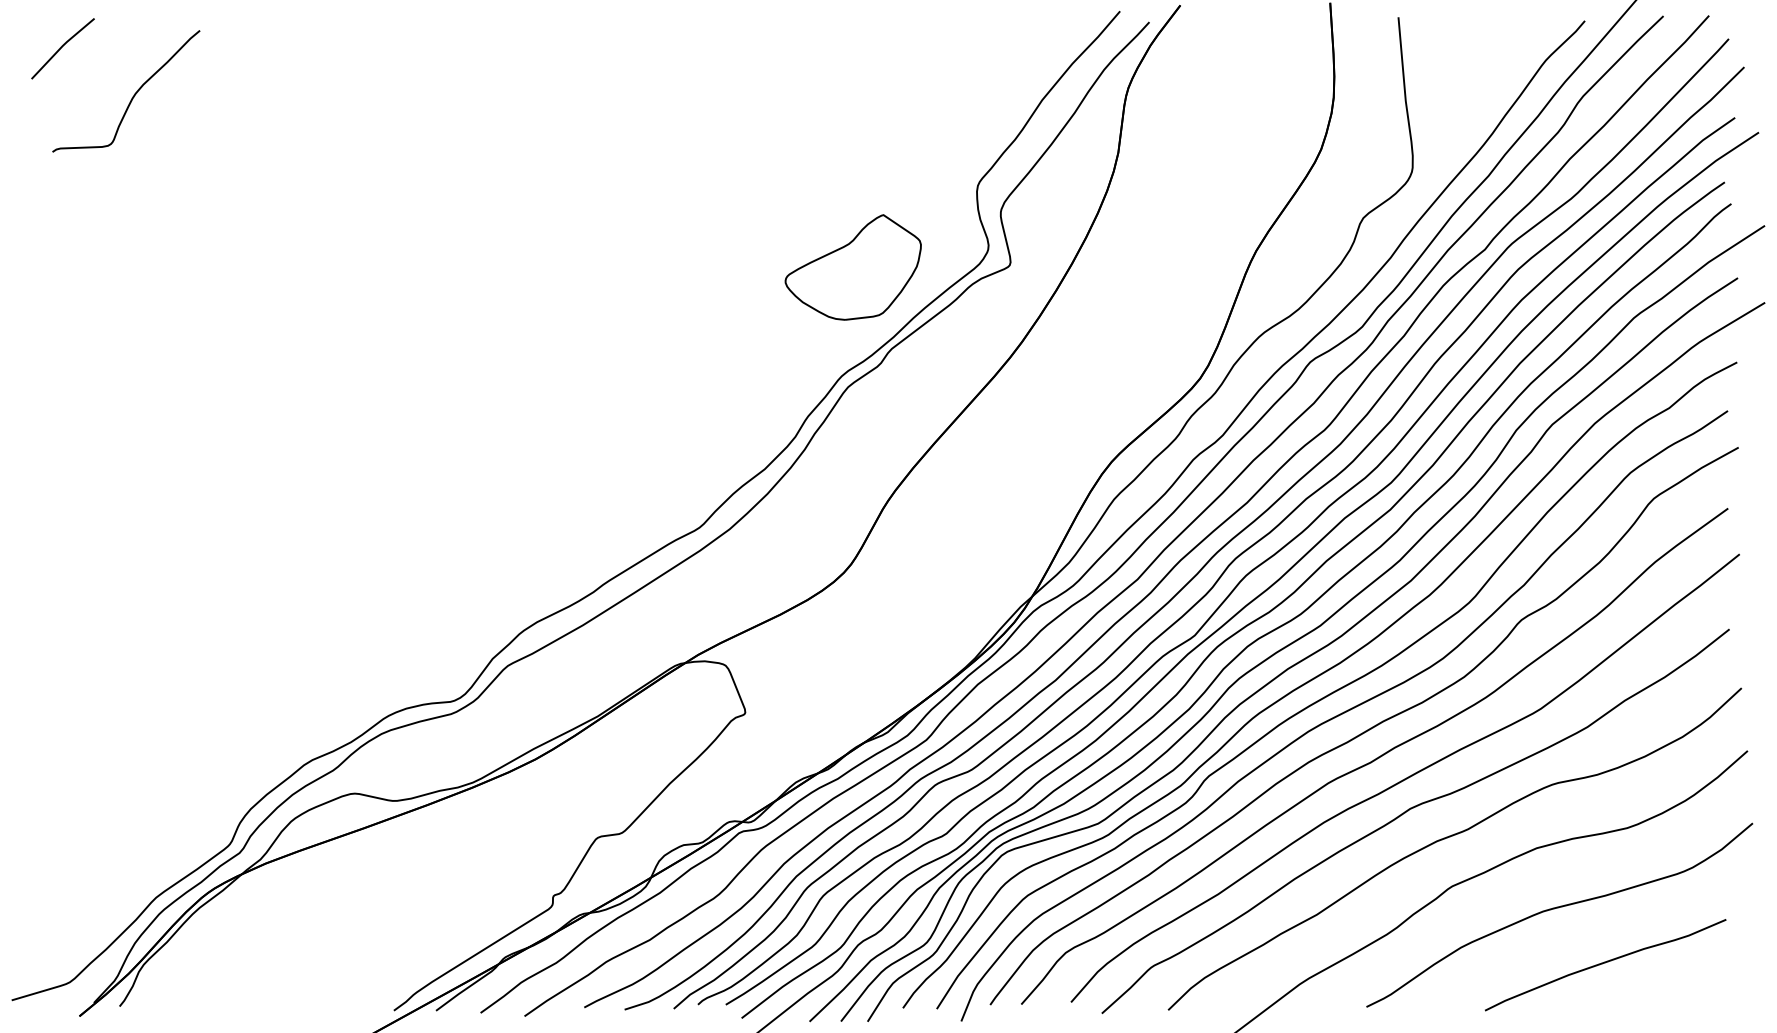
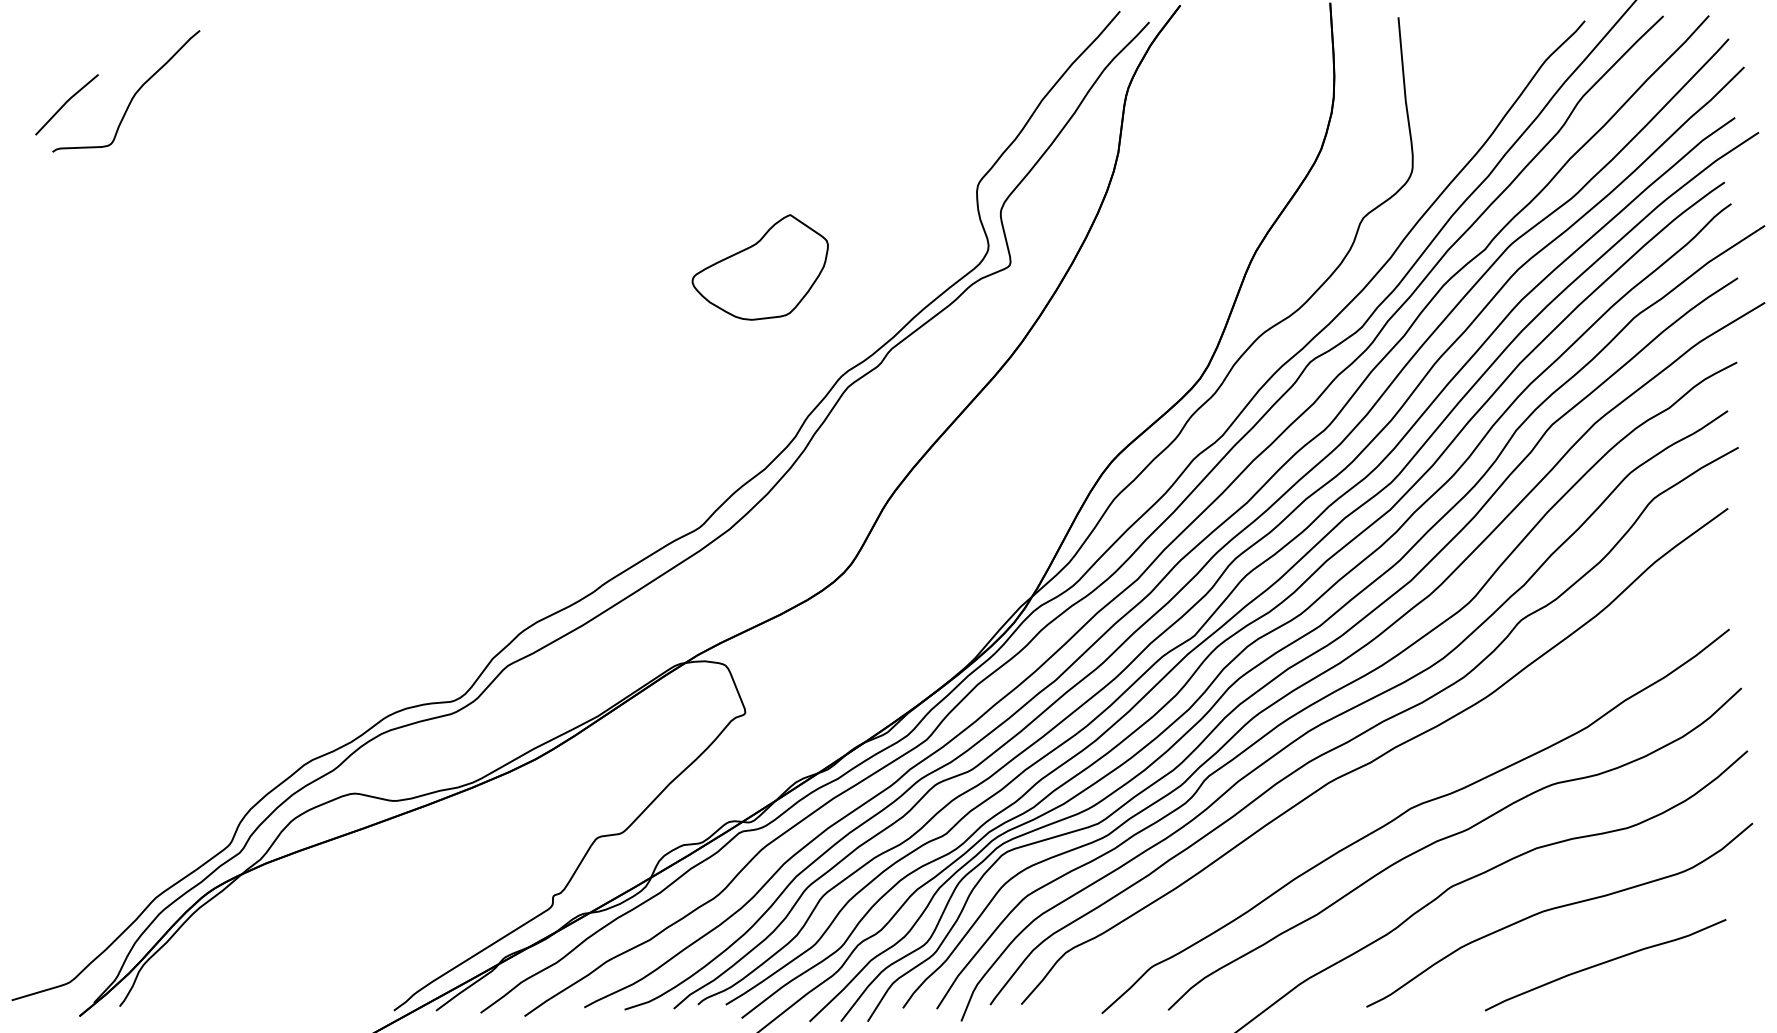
line position: (62, 47) -> (66, 103) (66, 103)
part position: (852, 267) -> (759, 267) (759, 267)
curve: present -> none (1404, 778)
